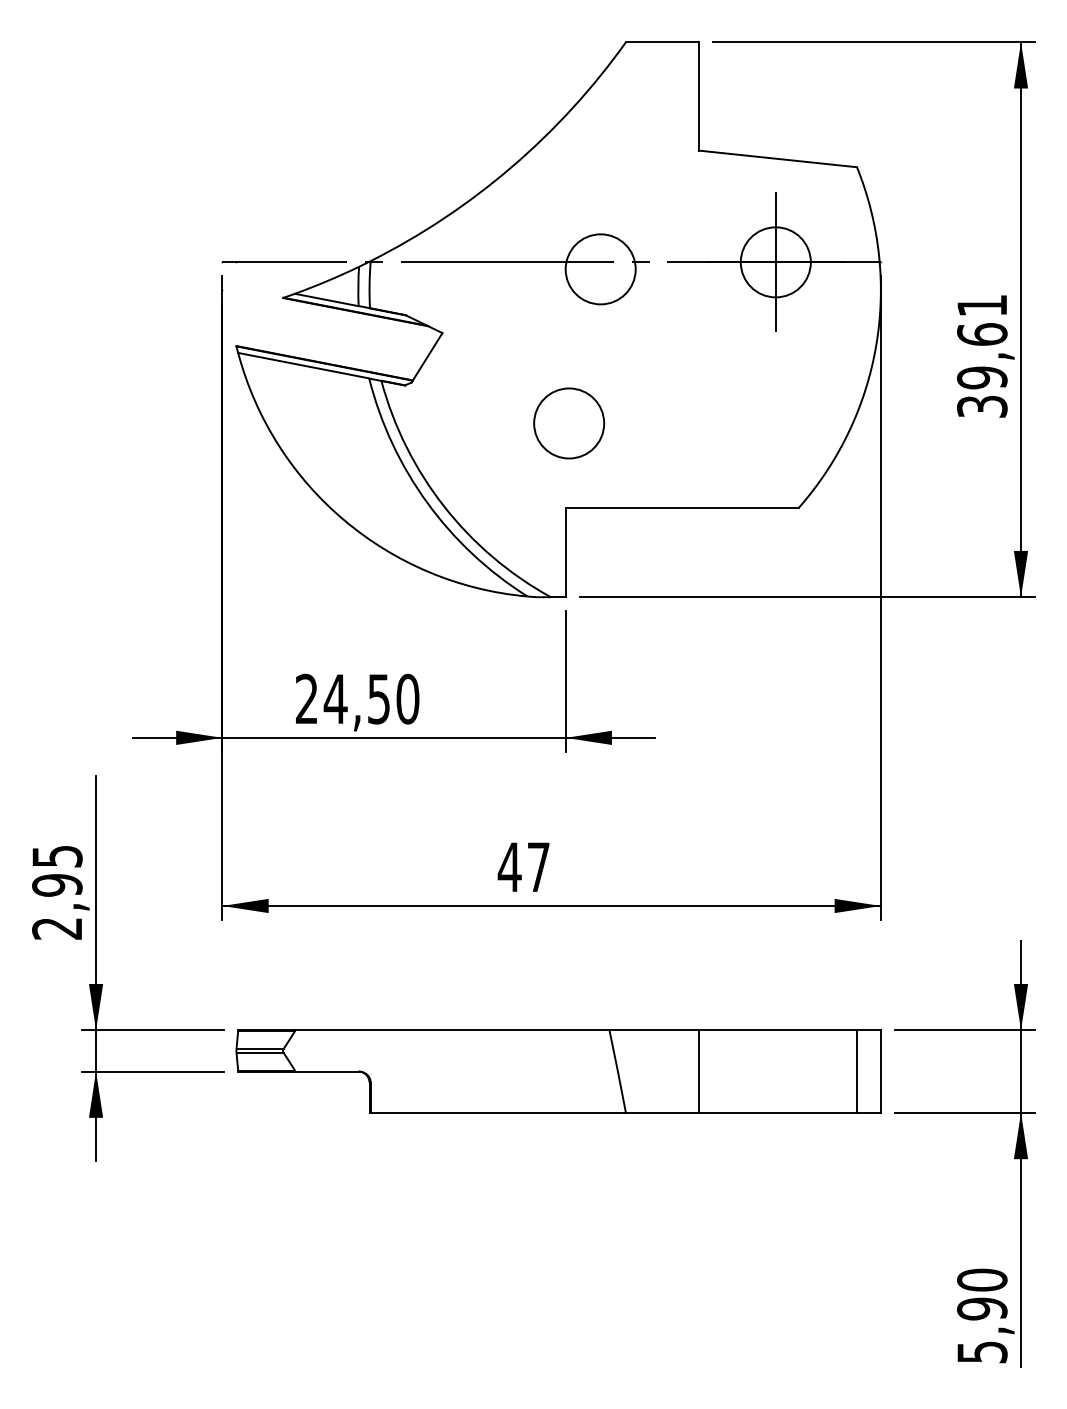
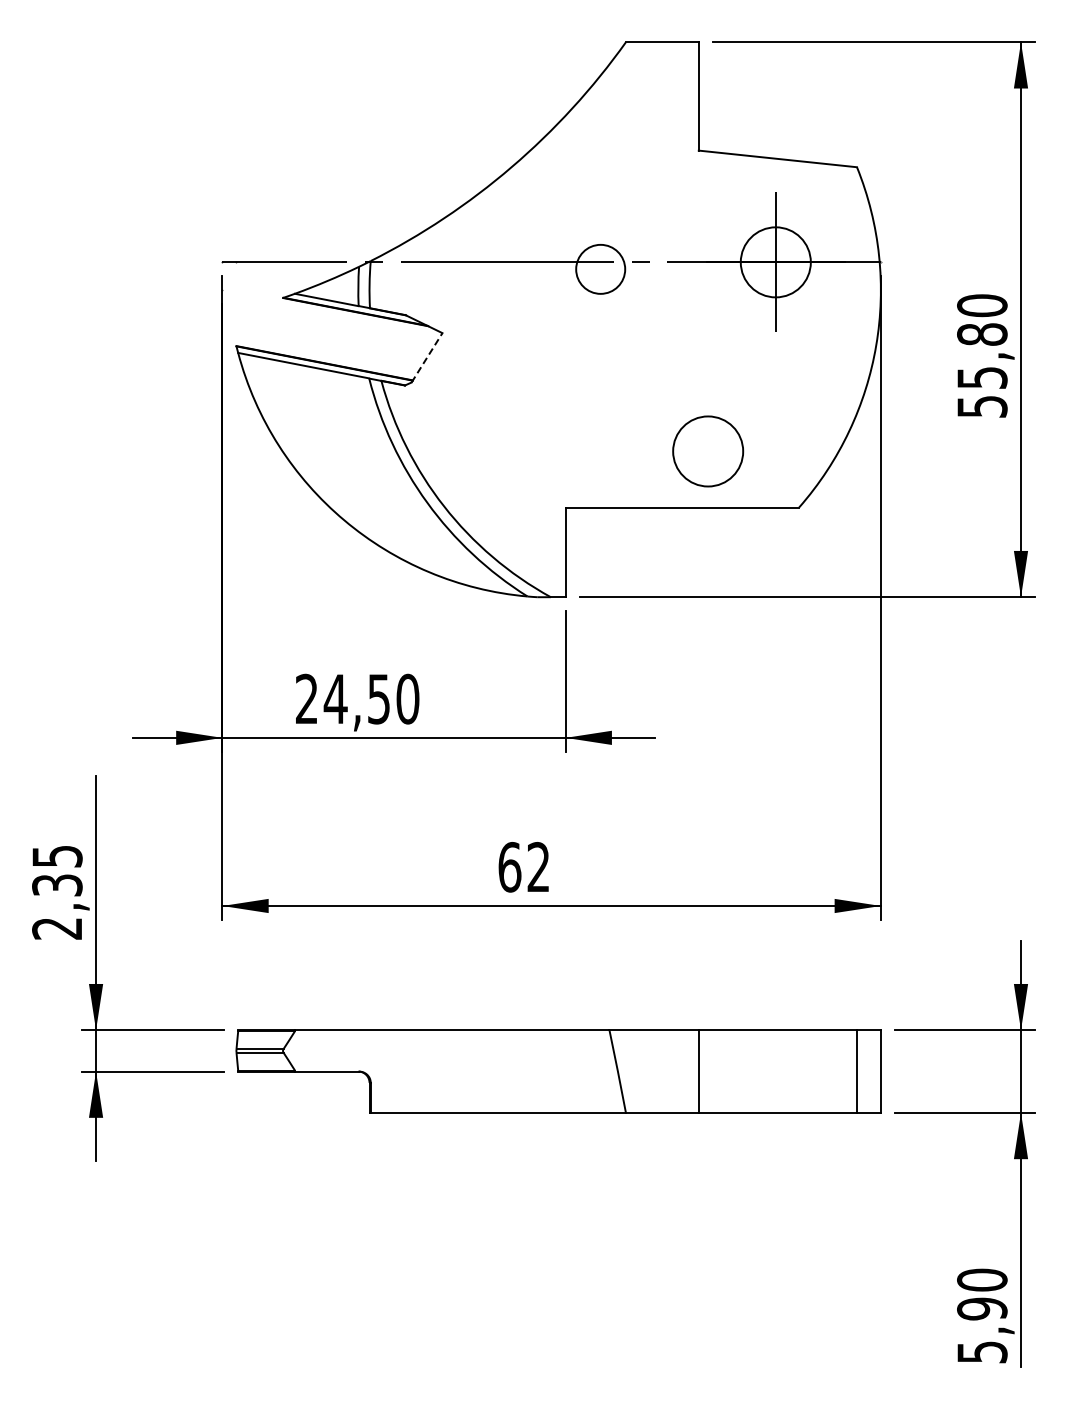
circle diameter: 70 px -> 49 px (600, 268)
text: 39,61 -> 55,80 (982, 355)
line: solid -> dashed (427, 357)
circle position: (569, 423) -> (708, 451) (708, 451)
text: 47 -> 62 (523, 867)
text: 2,95 -> 2,35 (57, 885)
